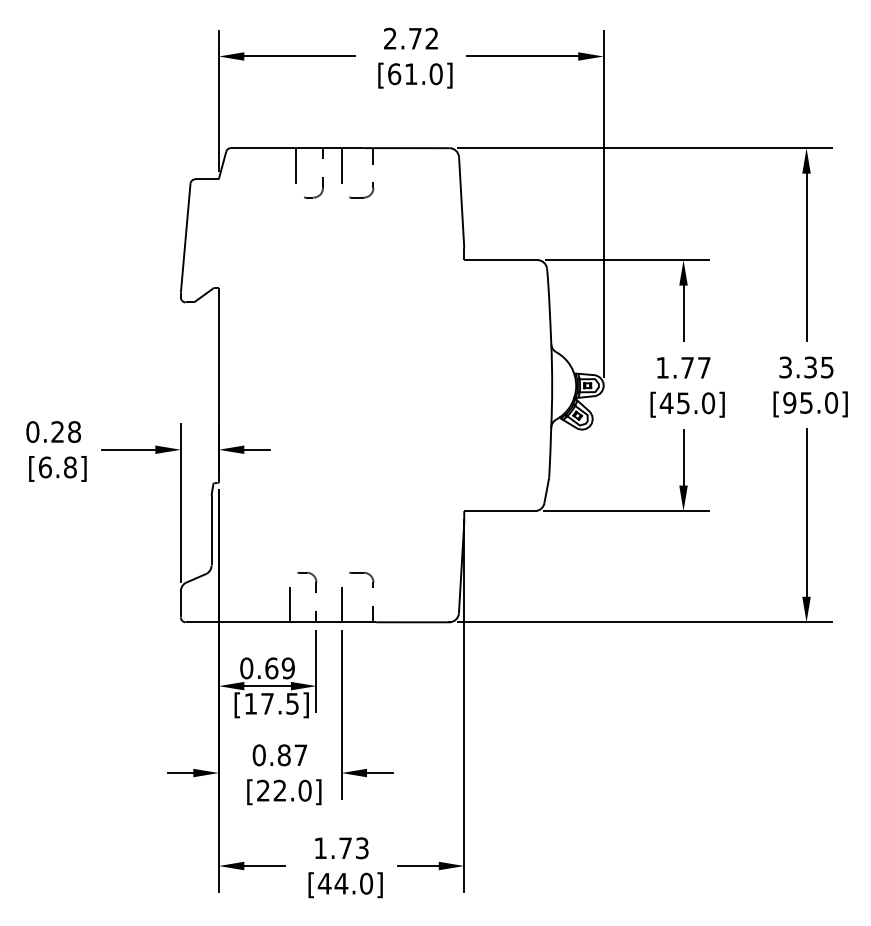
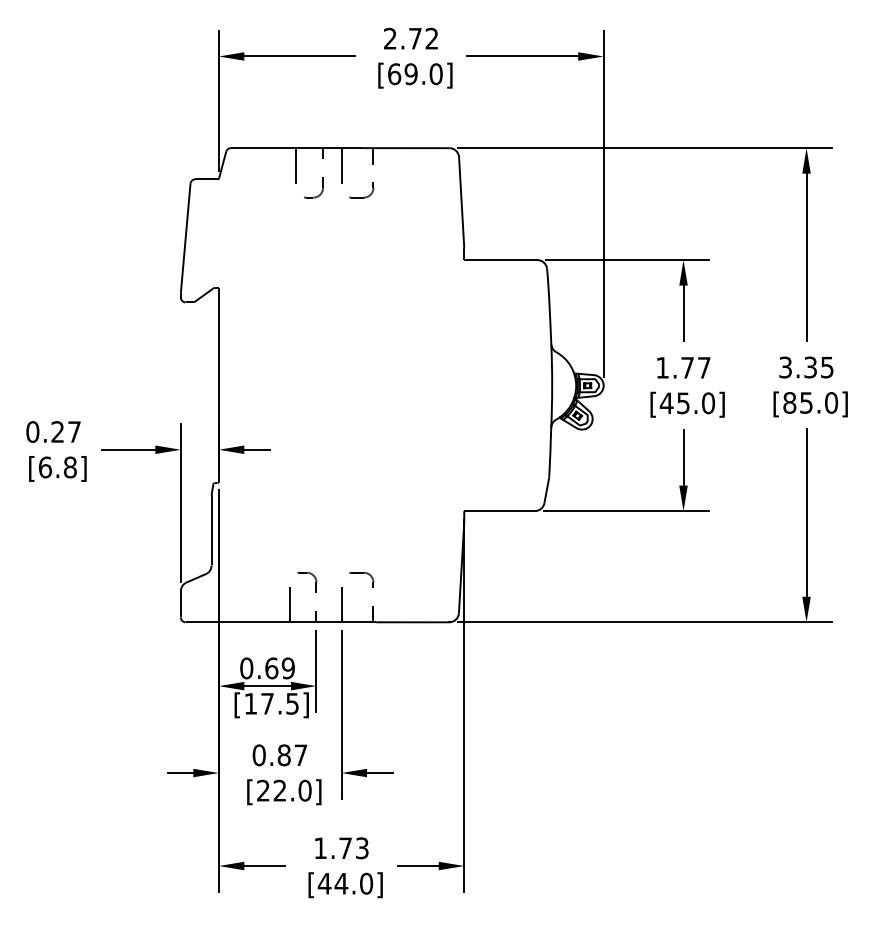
text: [61.0] -> [69.0] (410, 74)
text: [95.0] -> [85.0] (789, 402)
text: 0.28 -> 0.27 (74, 431)
